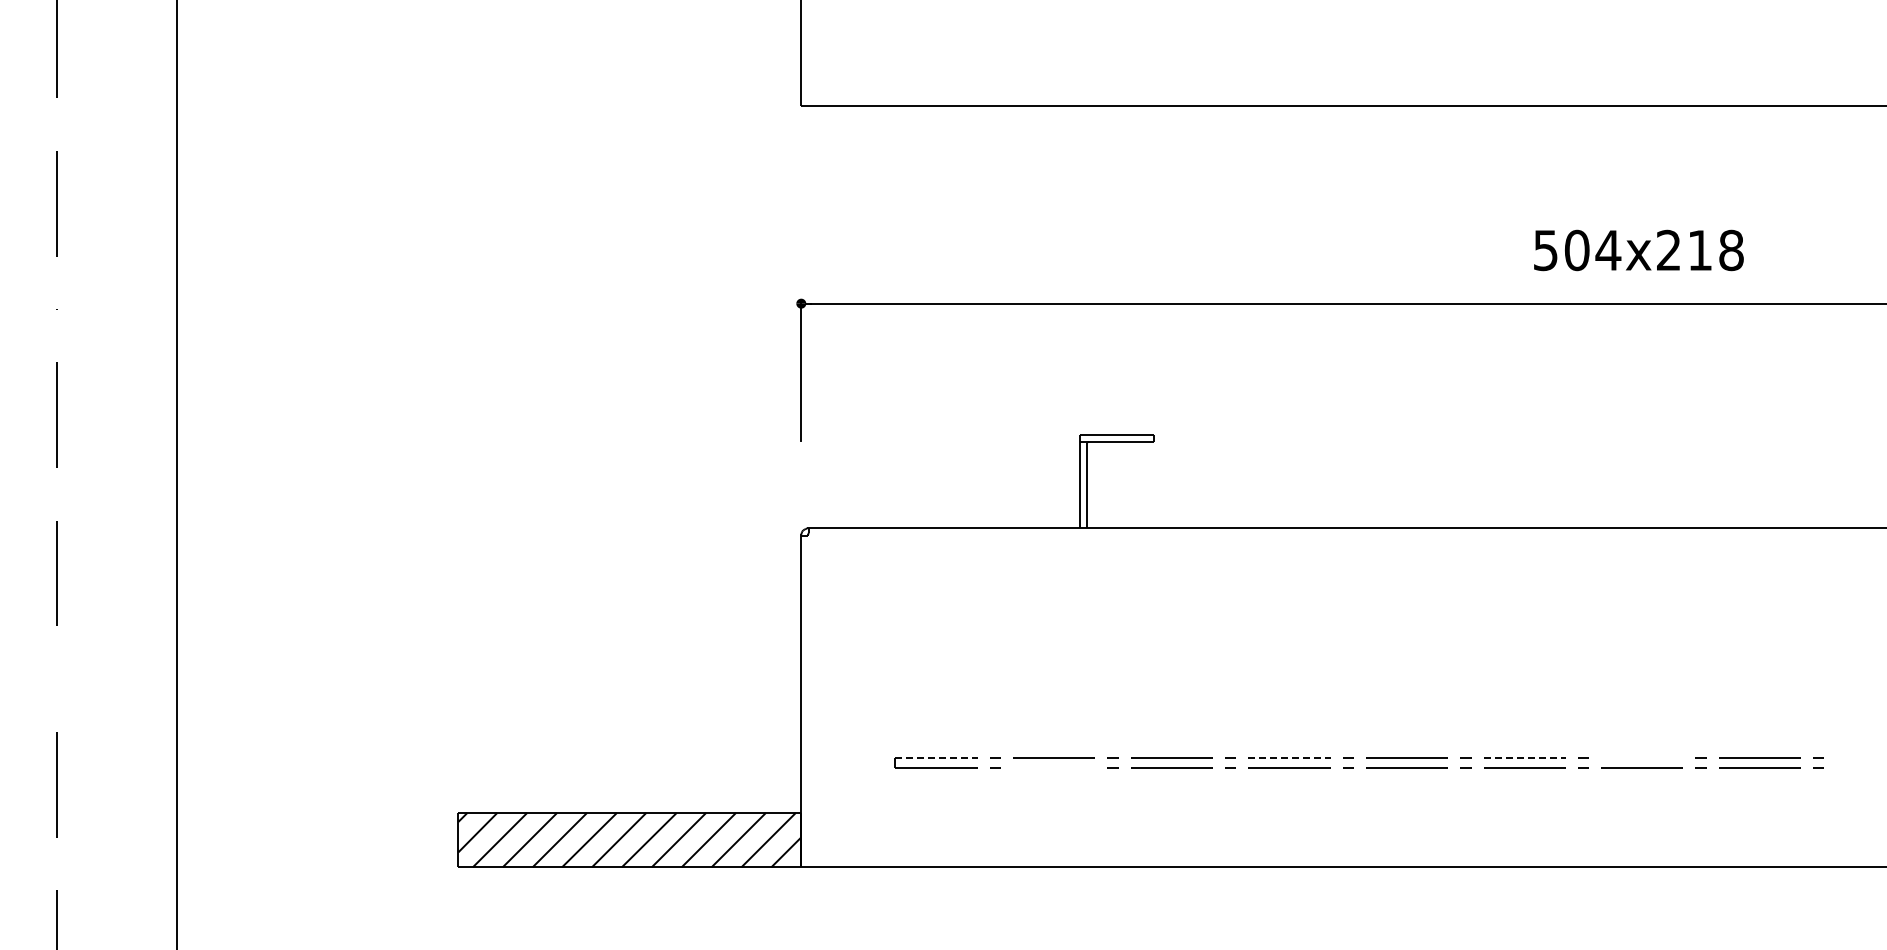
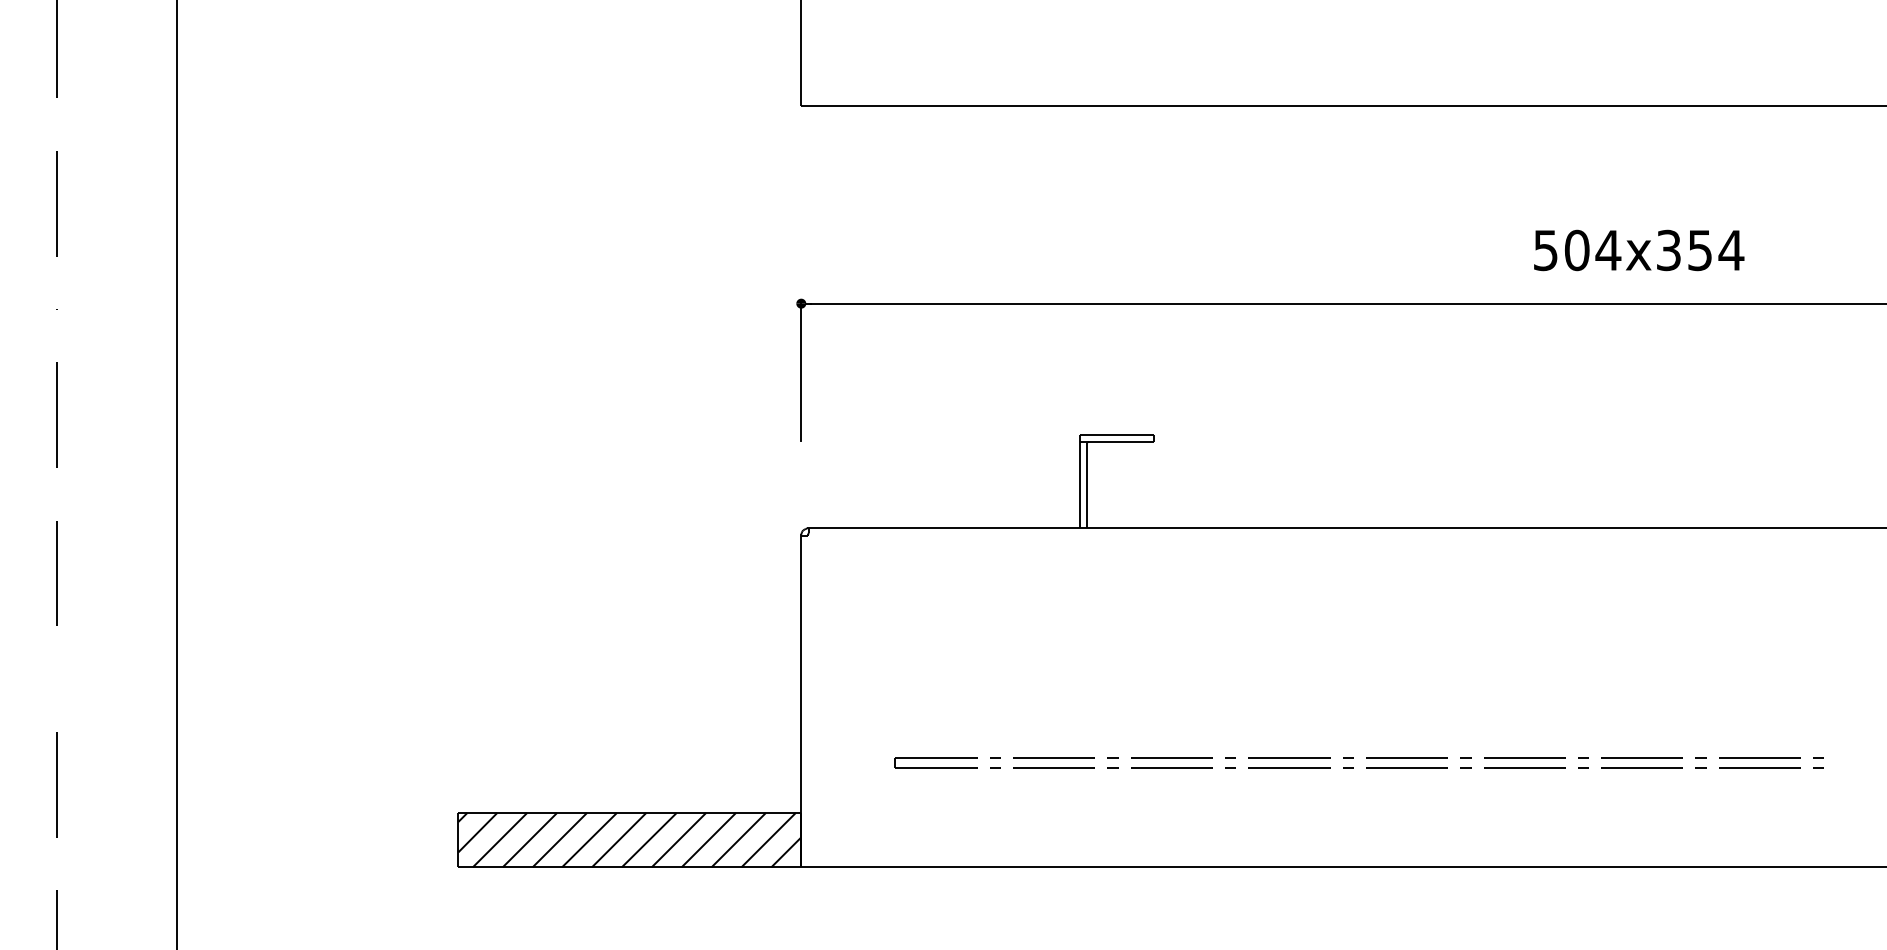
text: 504x218 -> 504x354 (1700, 250)
line: dashed -> solid (937, 757)
line: dashed -> solid (1289, 757)
line: dashed -> solid (1525, 757)
line: none -> present (1641, 757)
line: none -> present (1053, 767)
